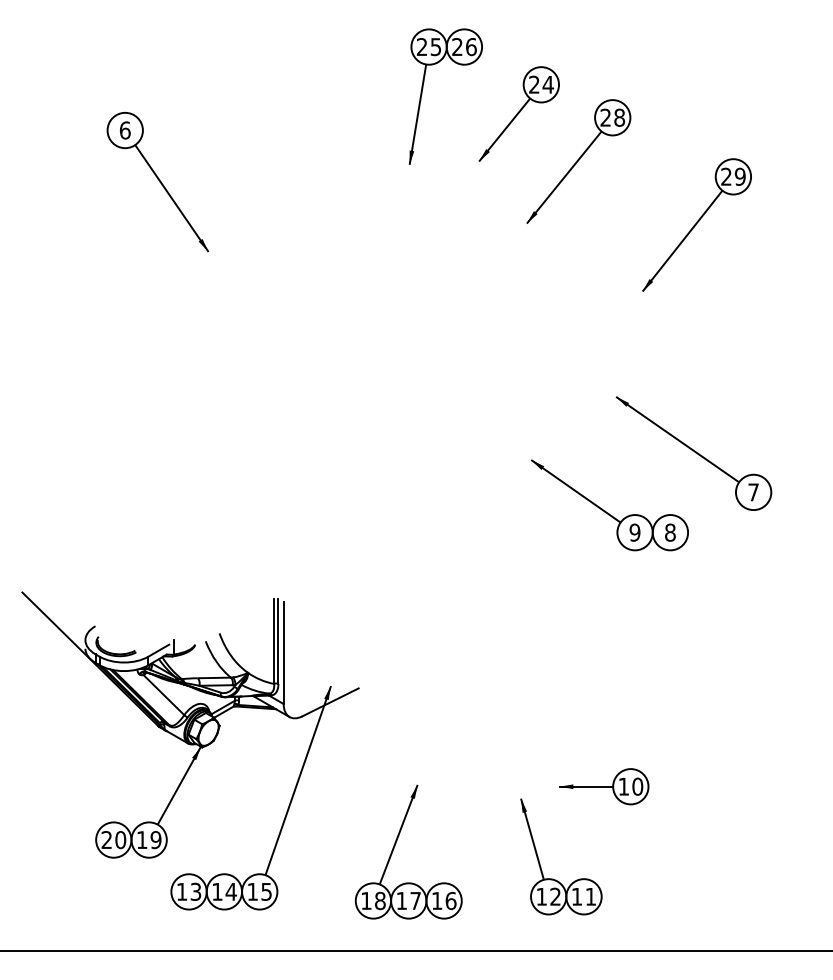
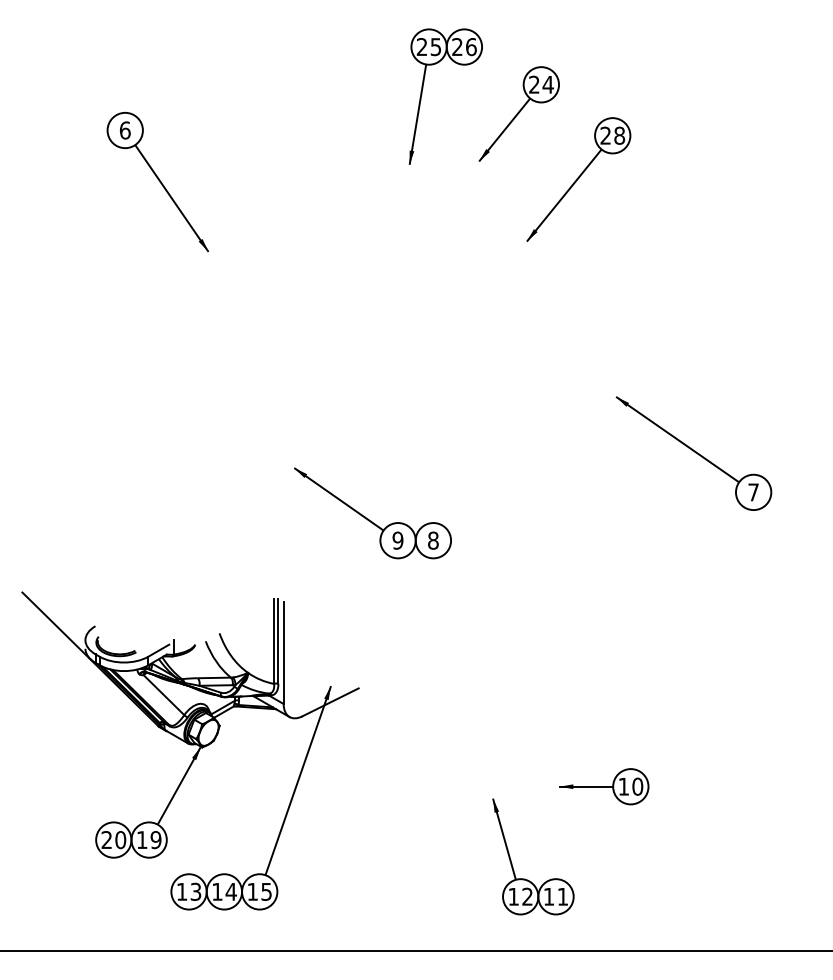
part position: (578, 161) -> (578, 179) (578, 179)
part: present -> none (696, 224)
part position: (605, 510) -> (368, 518) (368, 518)
part: present -> none (395, 846)
part position: (540, 863) -> (512, 863) (512, 863)
